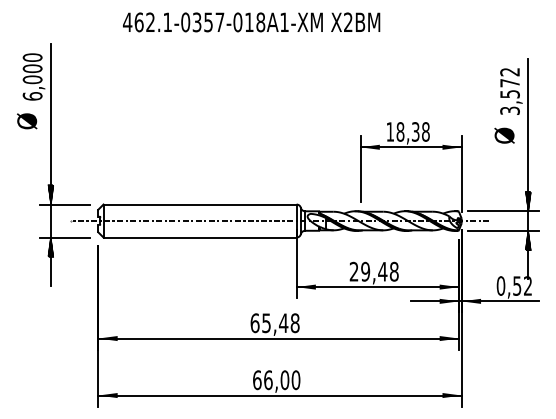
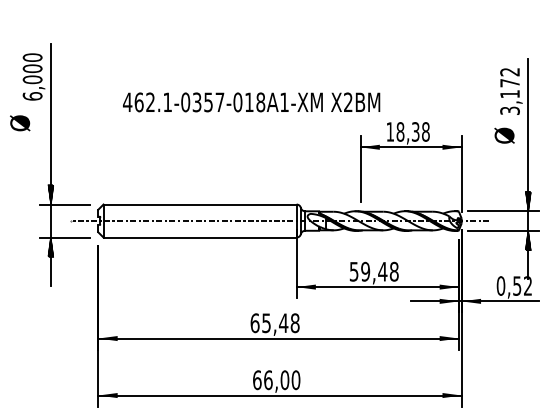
text position: (251, 22) -> (251, 102) (251, 102)
text: 3,572 -> 3,172 (509, 94)
text position: (27, 121) -> (20, 123) (20, 123)
text: 29,48 -> 59,48 (353, 271)
